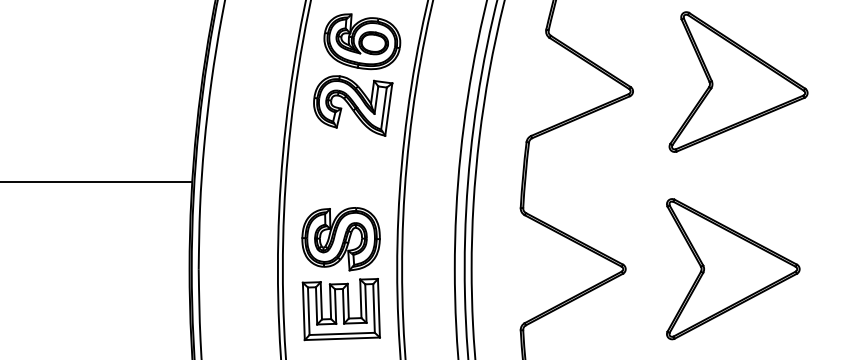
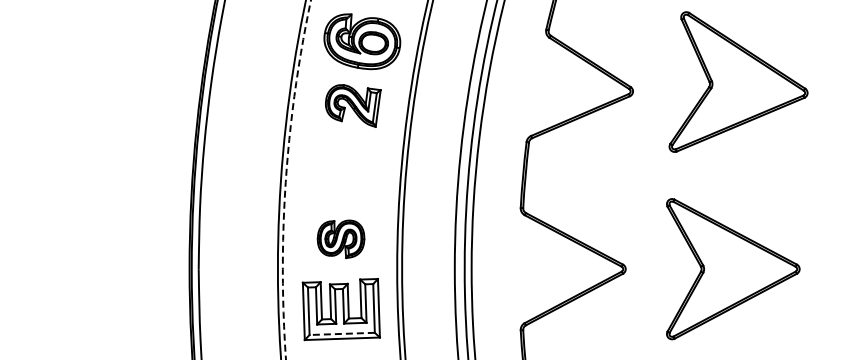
part size: 81x62 px -> 57x44 px (353, 105)
arc: solid -> dashed (285, 179)
line: present -> none (97, 182)
part size: 80x65 px -> 50x41 px (340, 239)
line: solid -> dashed (342, 333)
